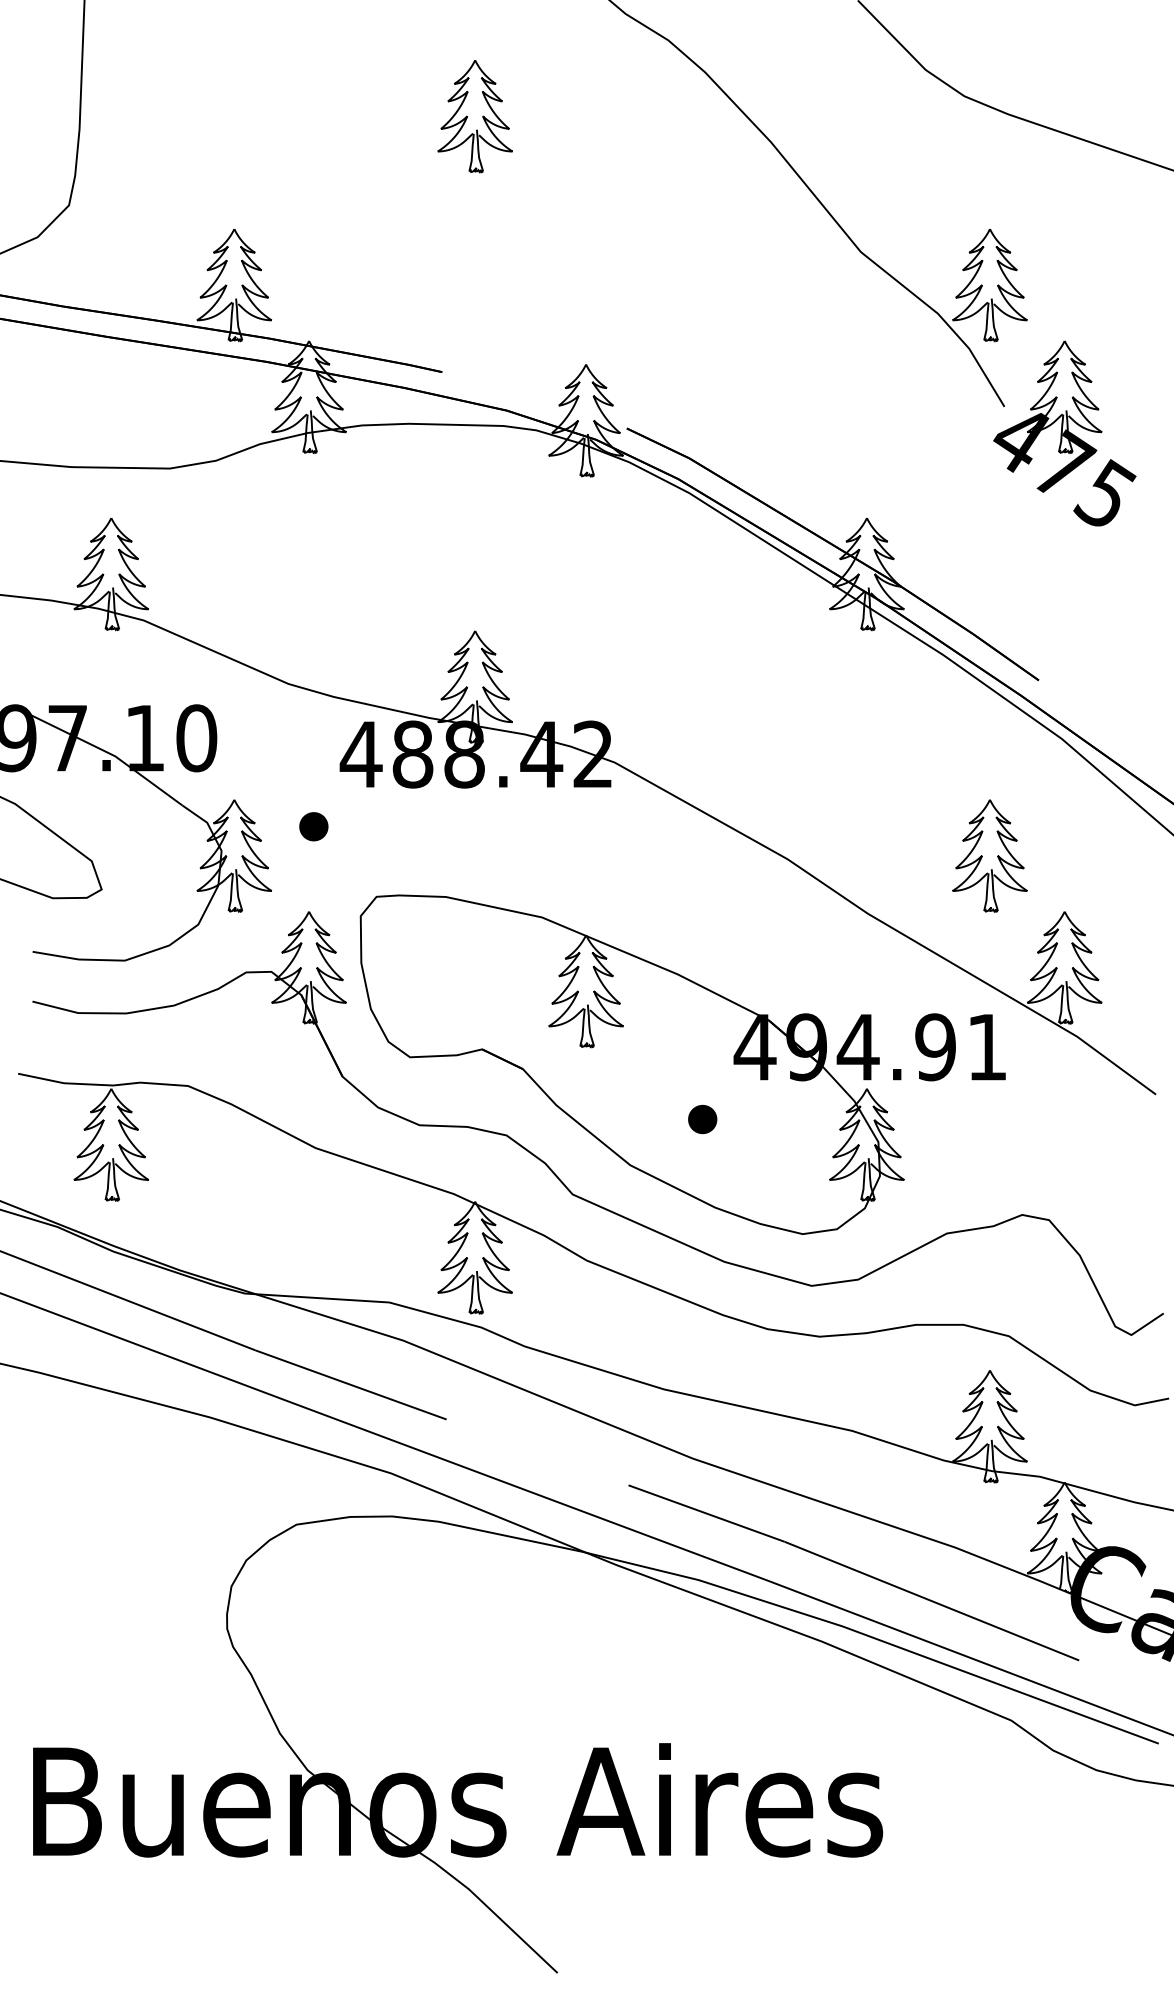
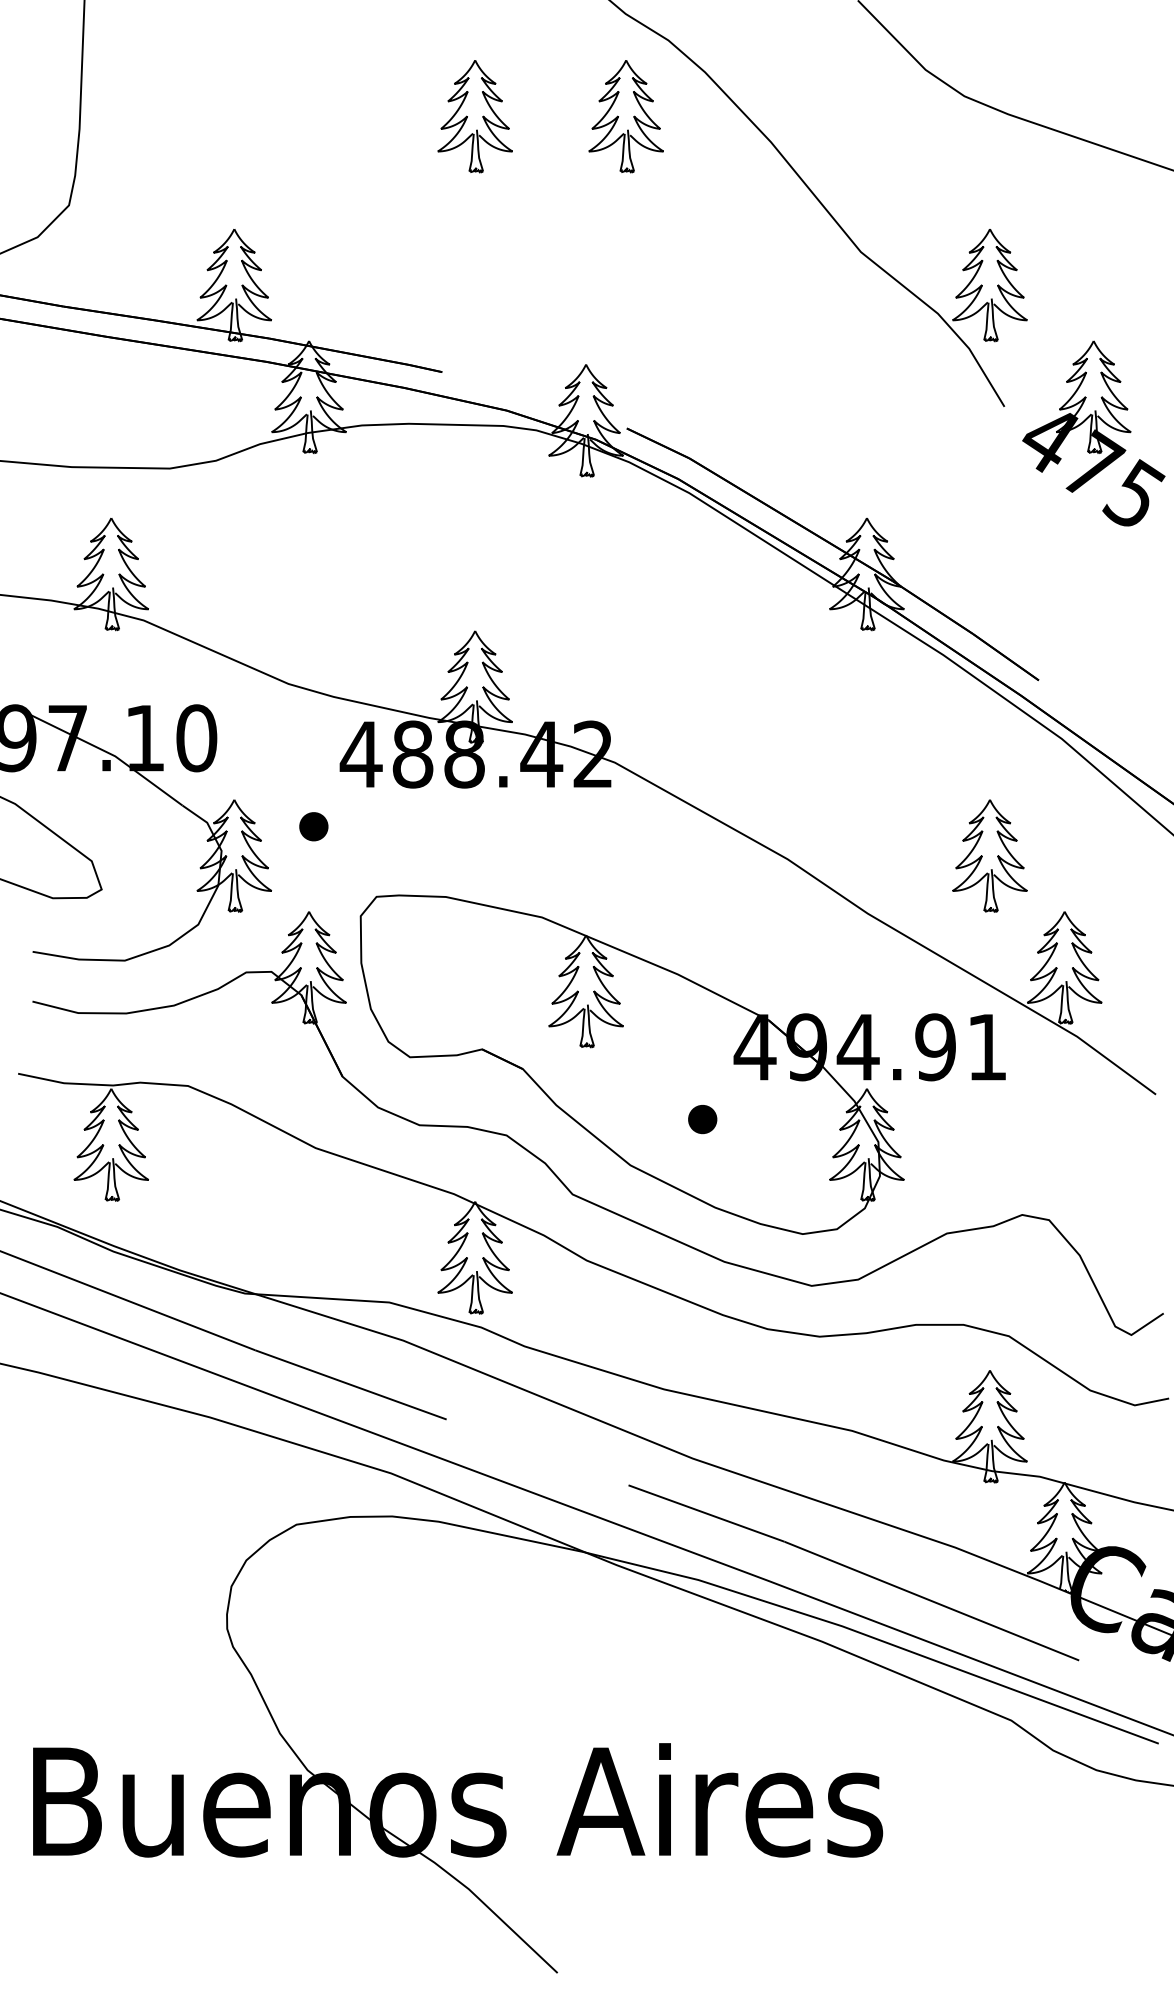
part: none -> present (625, 116)
part position: (1064, 433) -> (1093, 433) (1093, 433)
